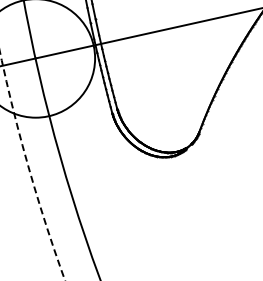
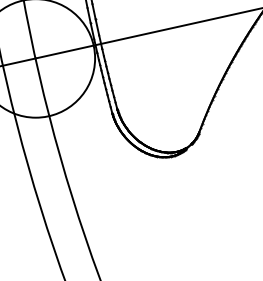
circle: dashed -> solid (32, 166)
